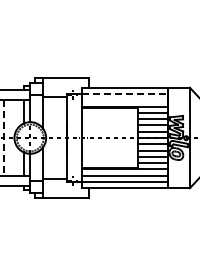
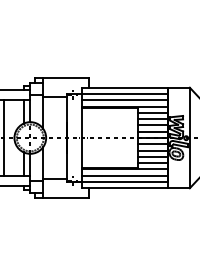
line: dashed -> solid (125, 93)
line: none -> present (124, 100)
line: dashed -> solid (3, 138)
